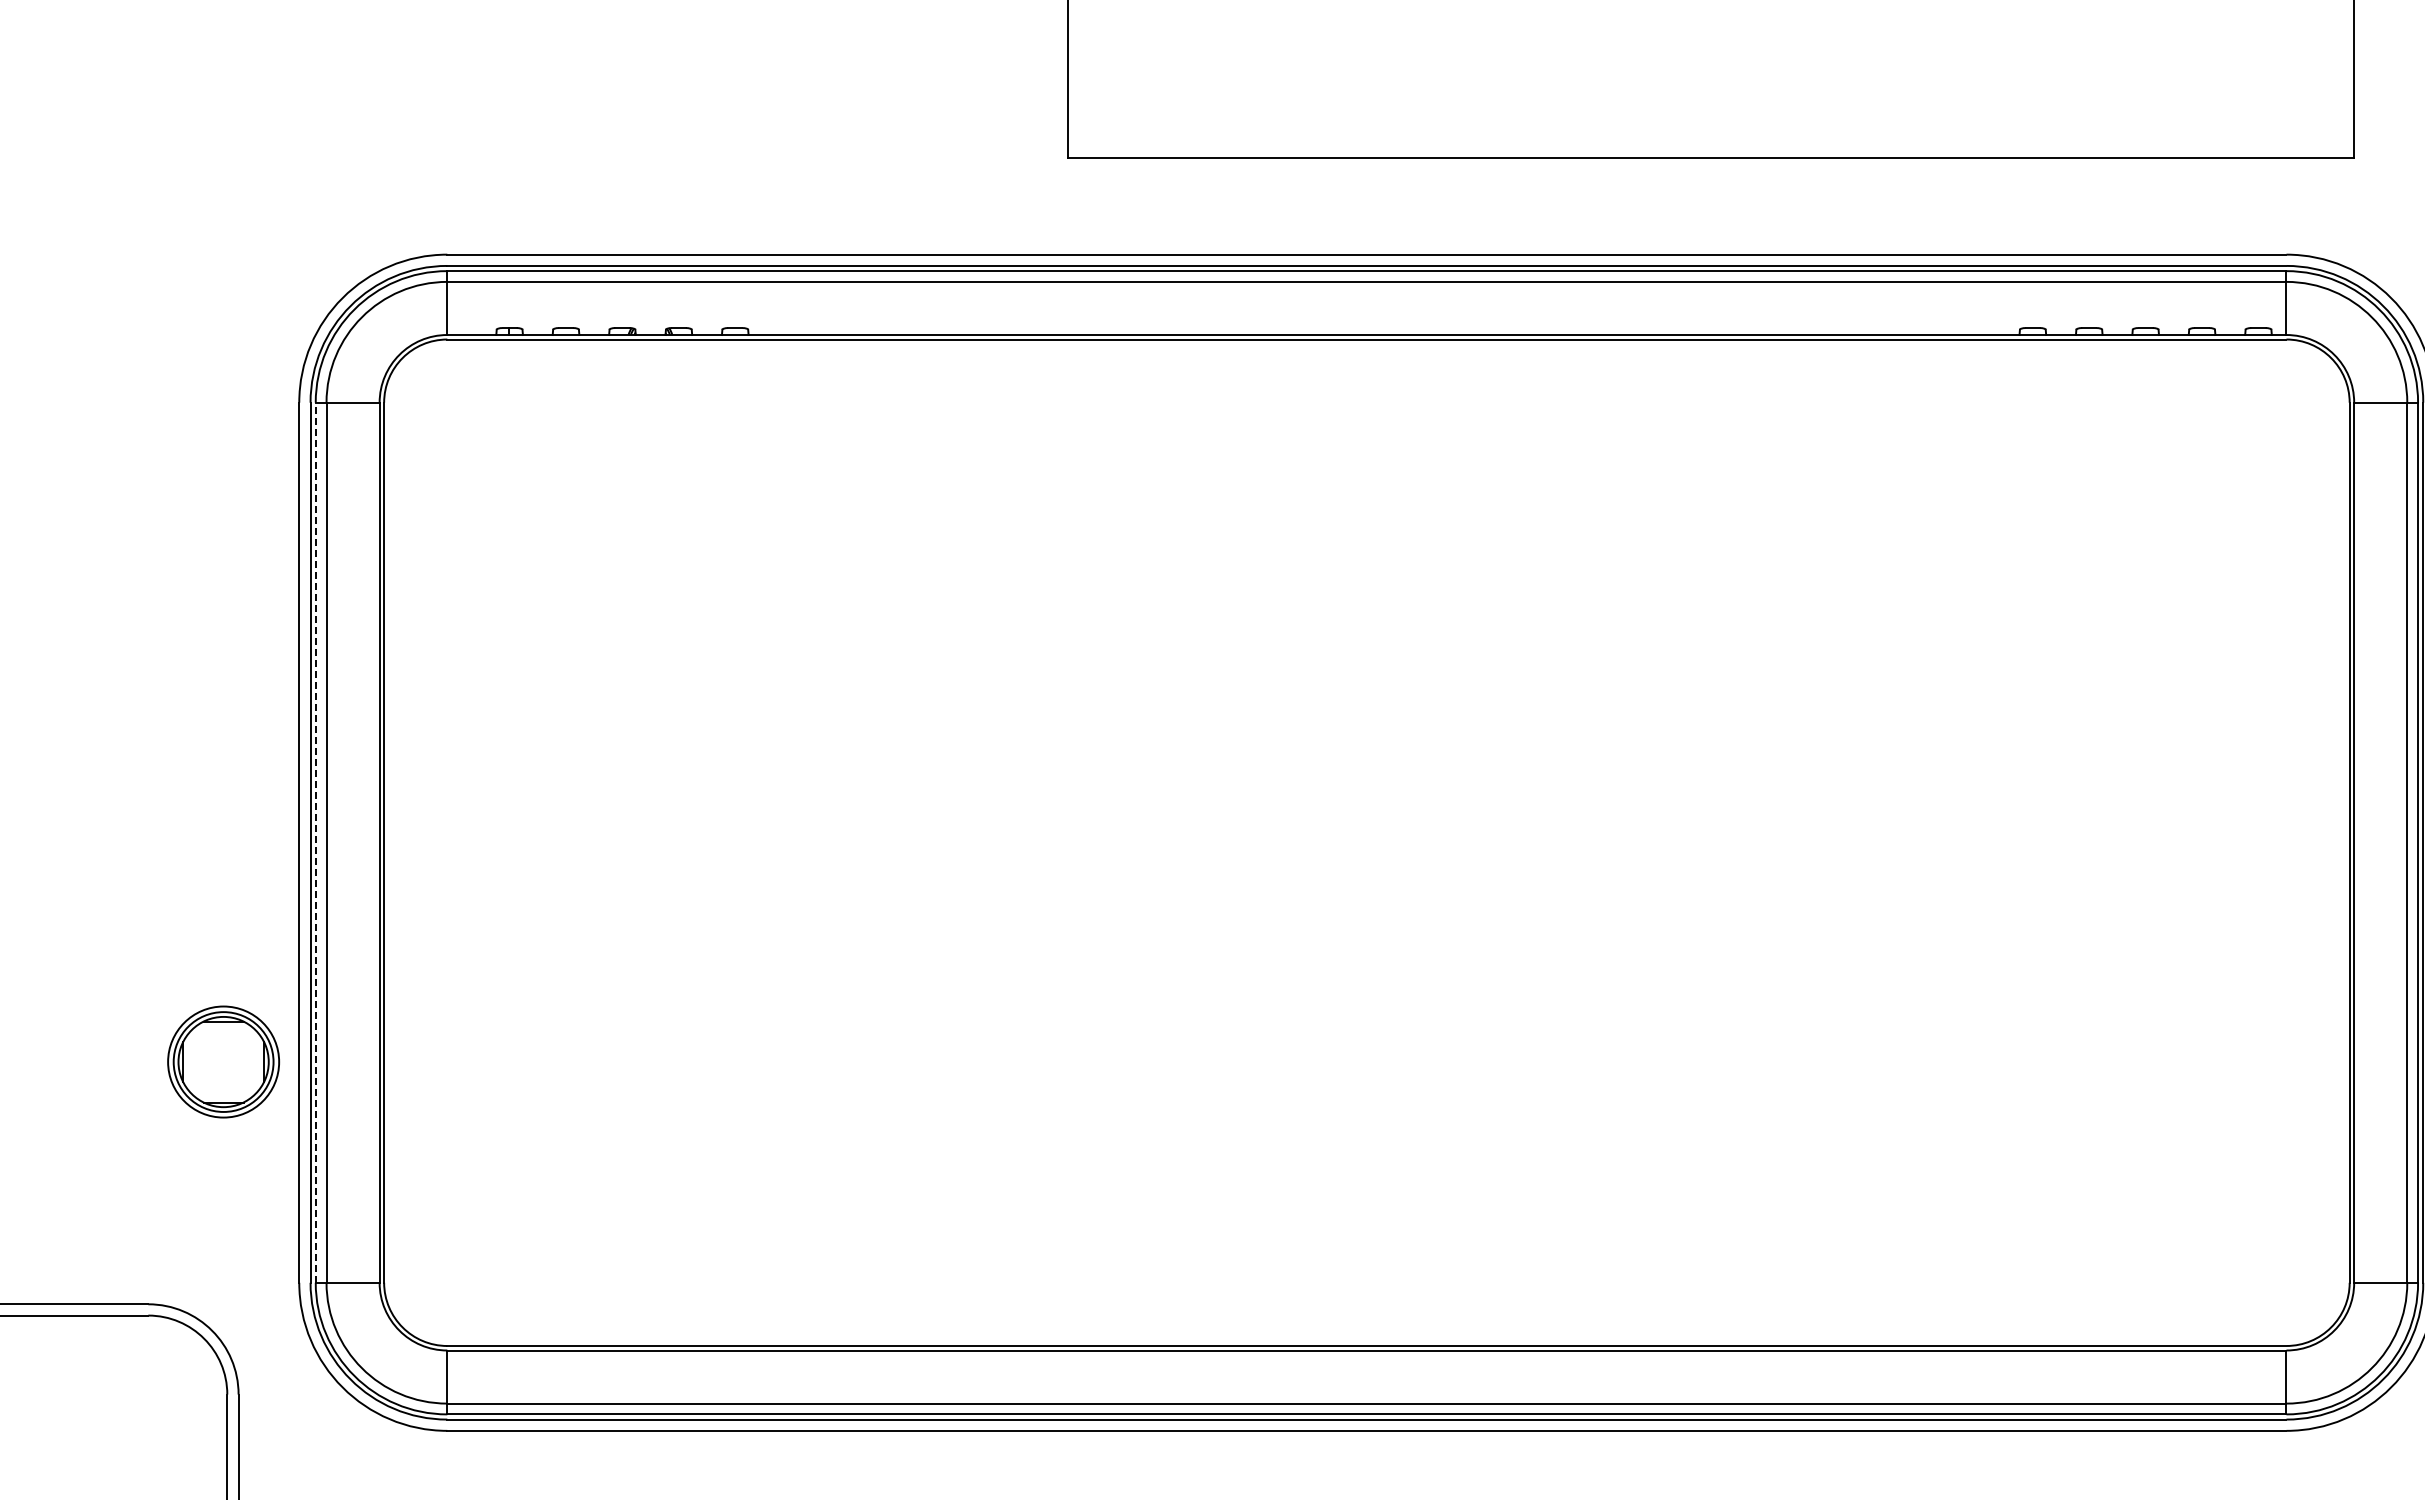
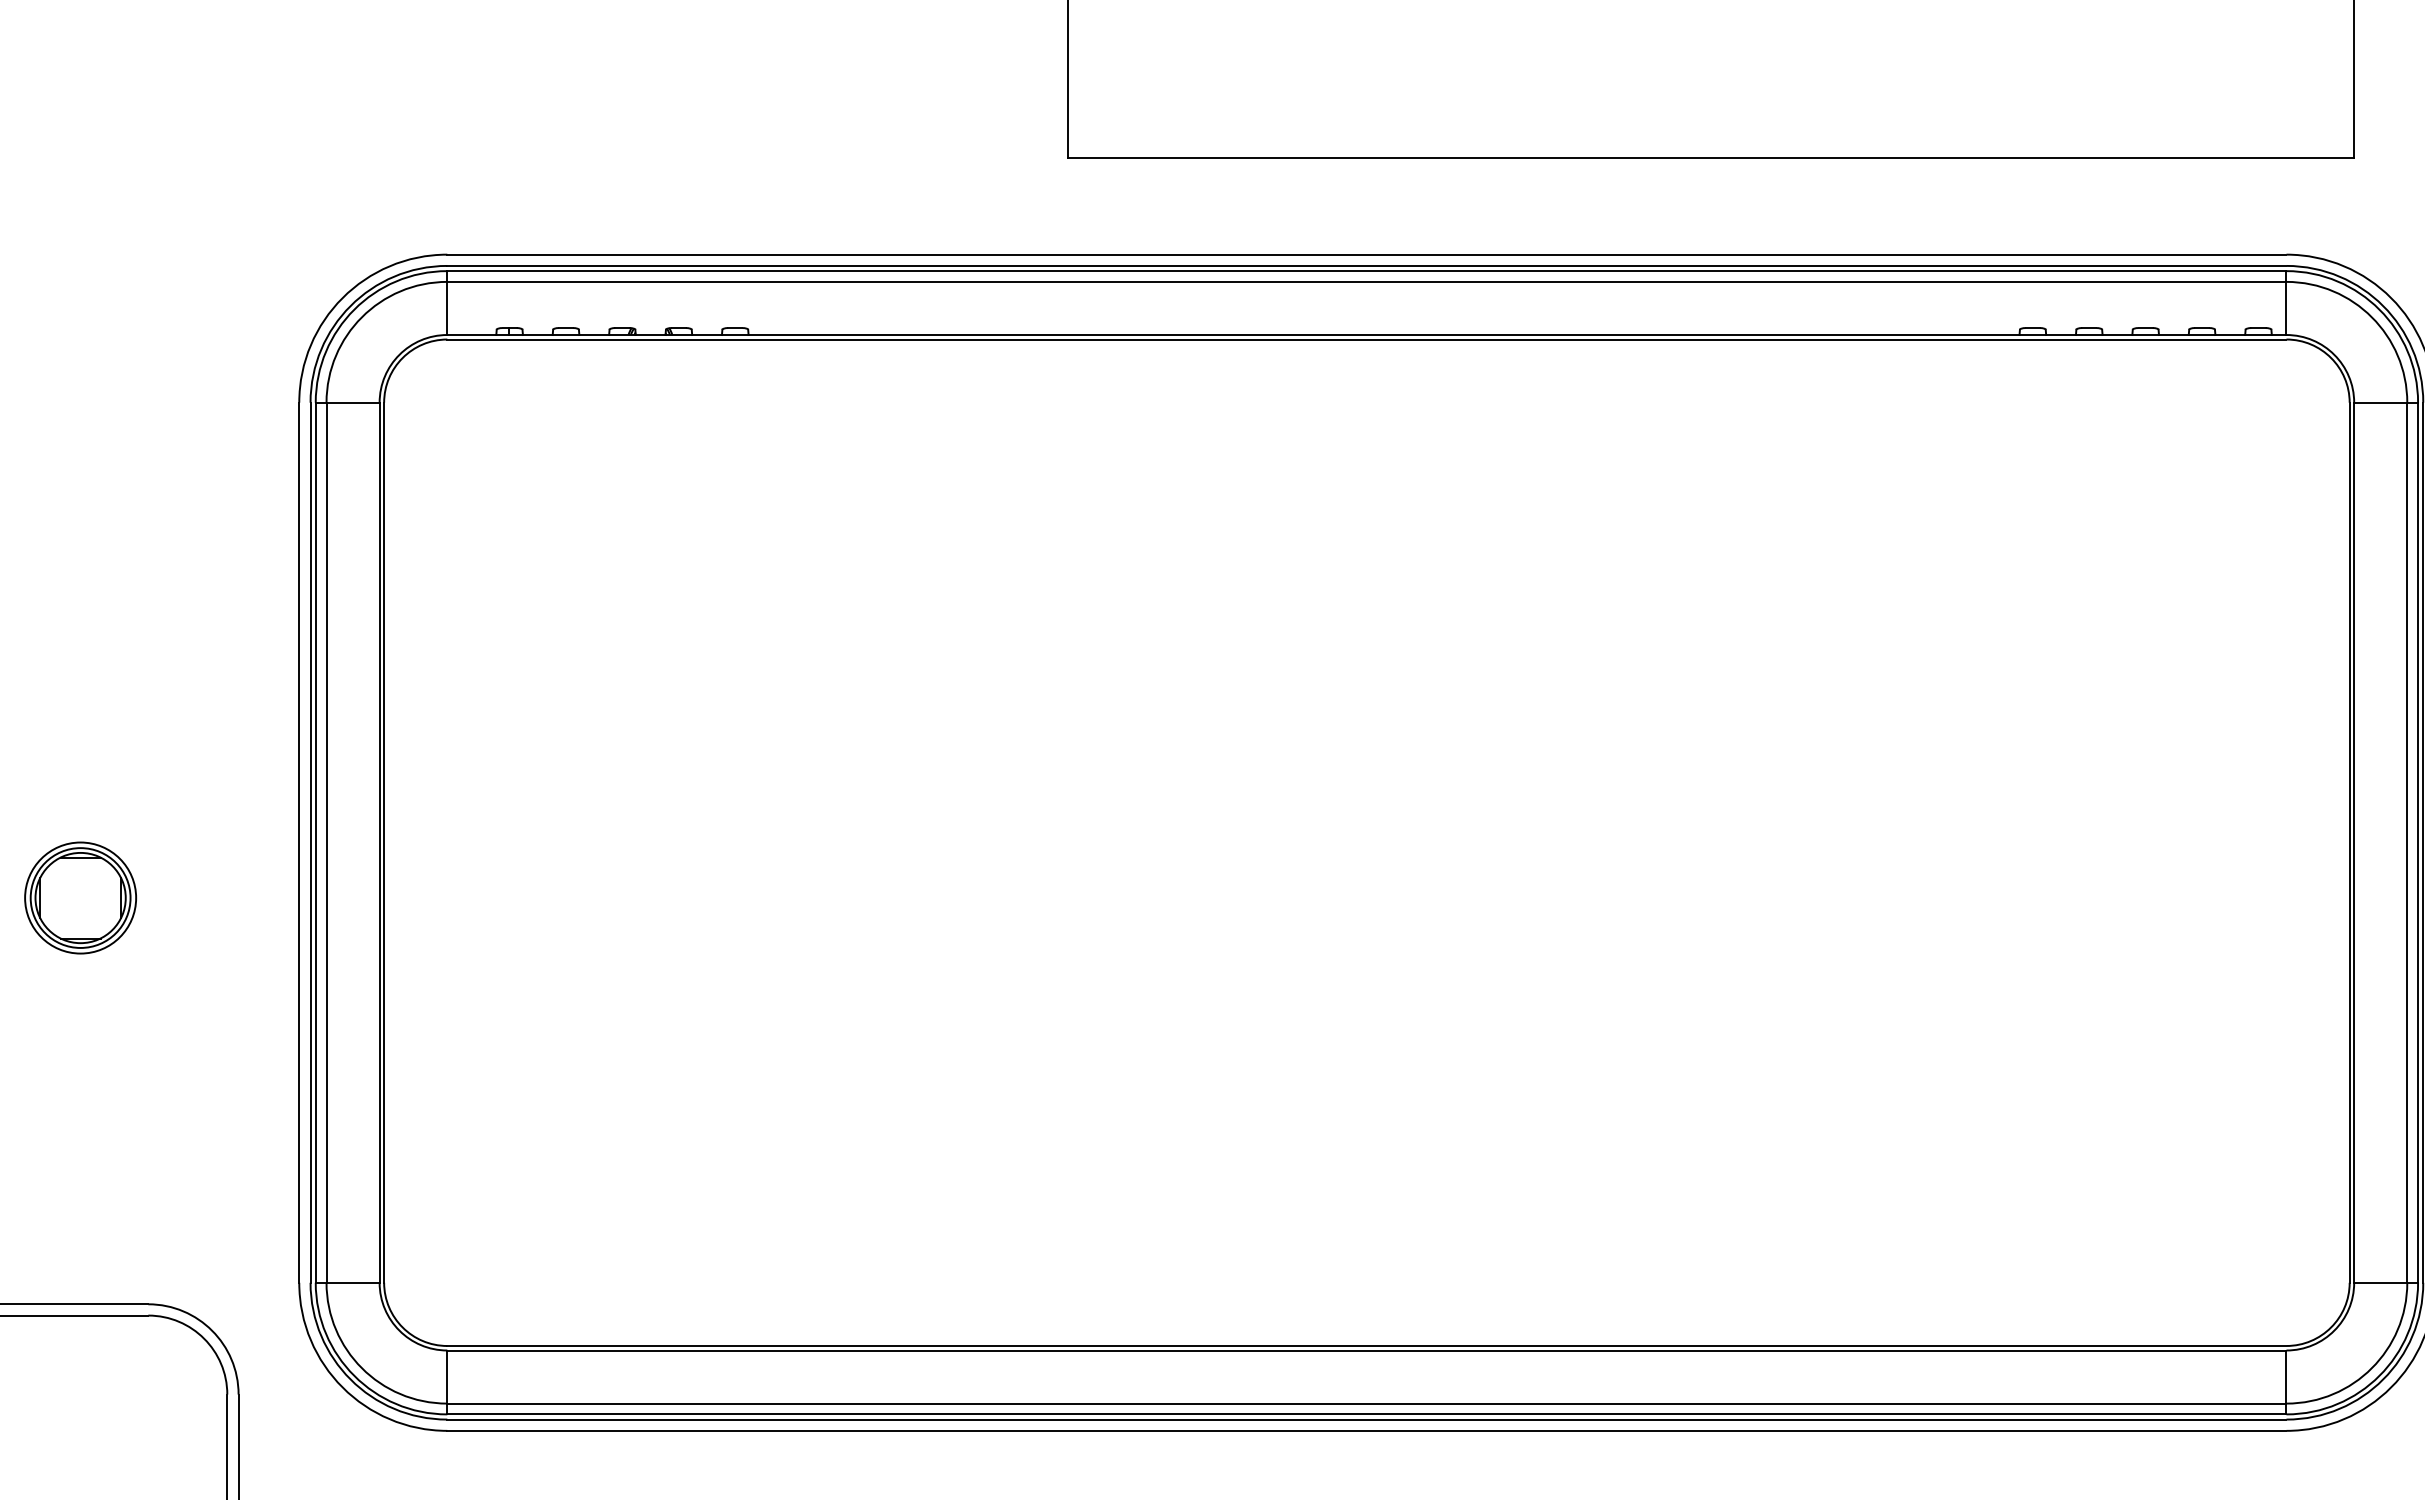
line: dashed -> solid (315, 842)
part position: (223, 1061) -> (80, 897) (80, 897)
